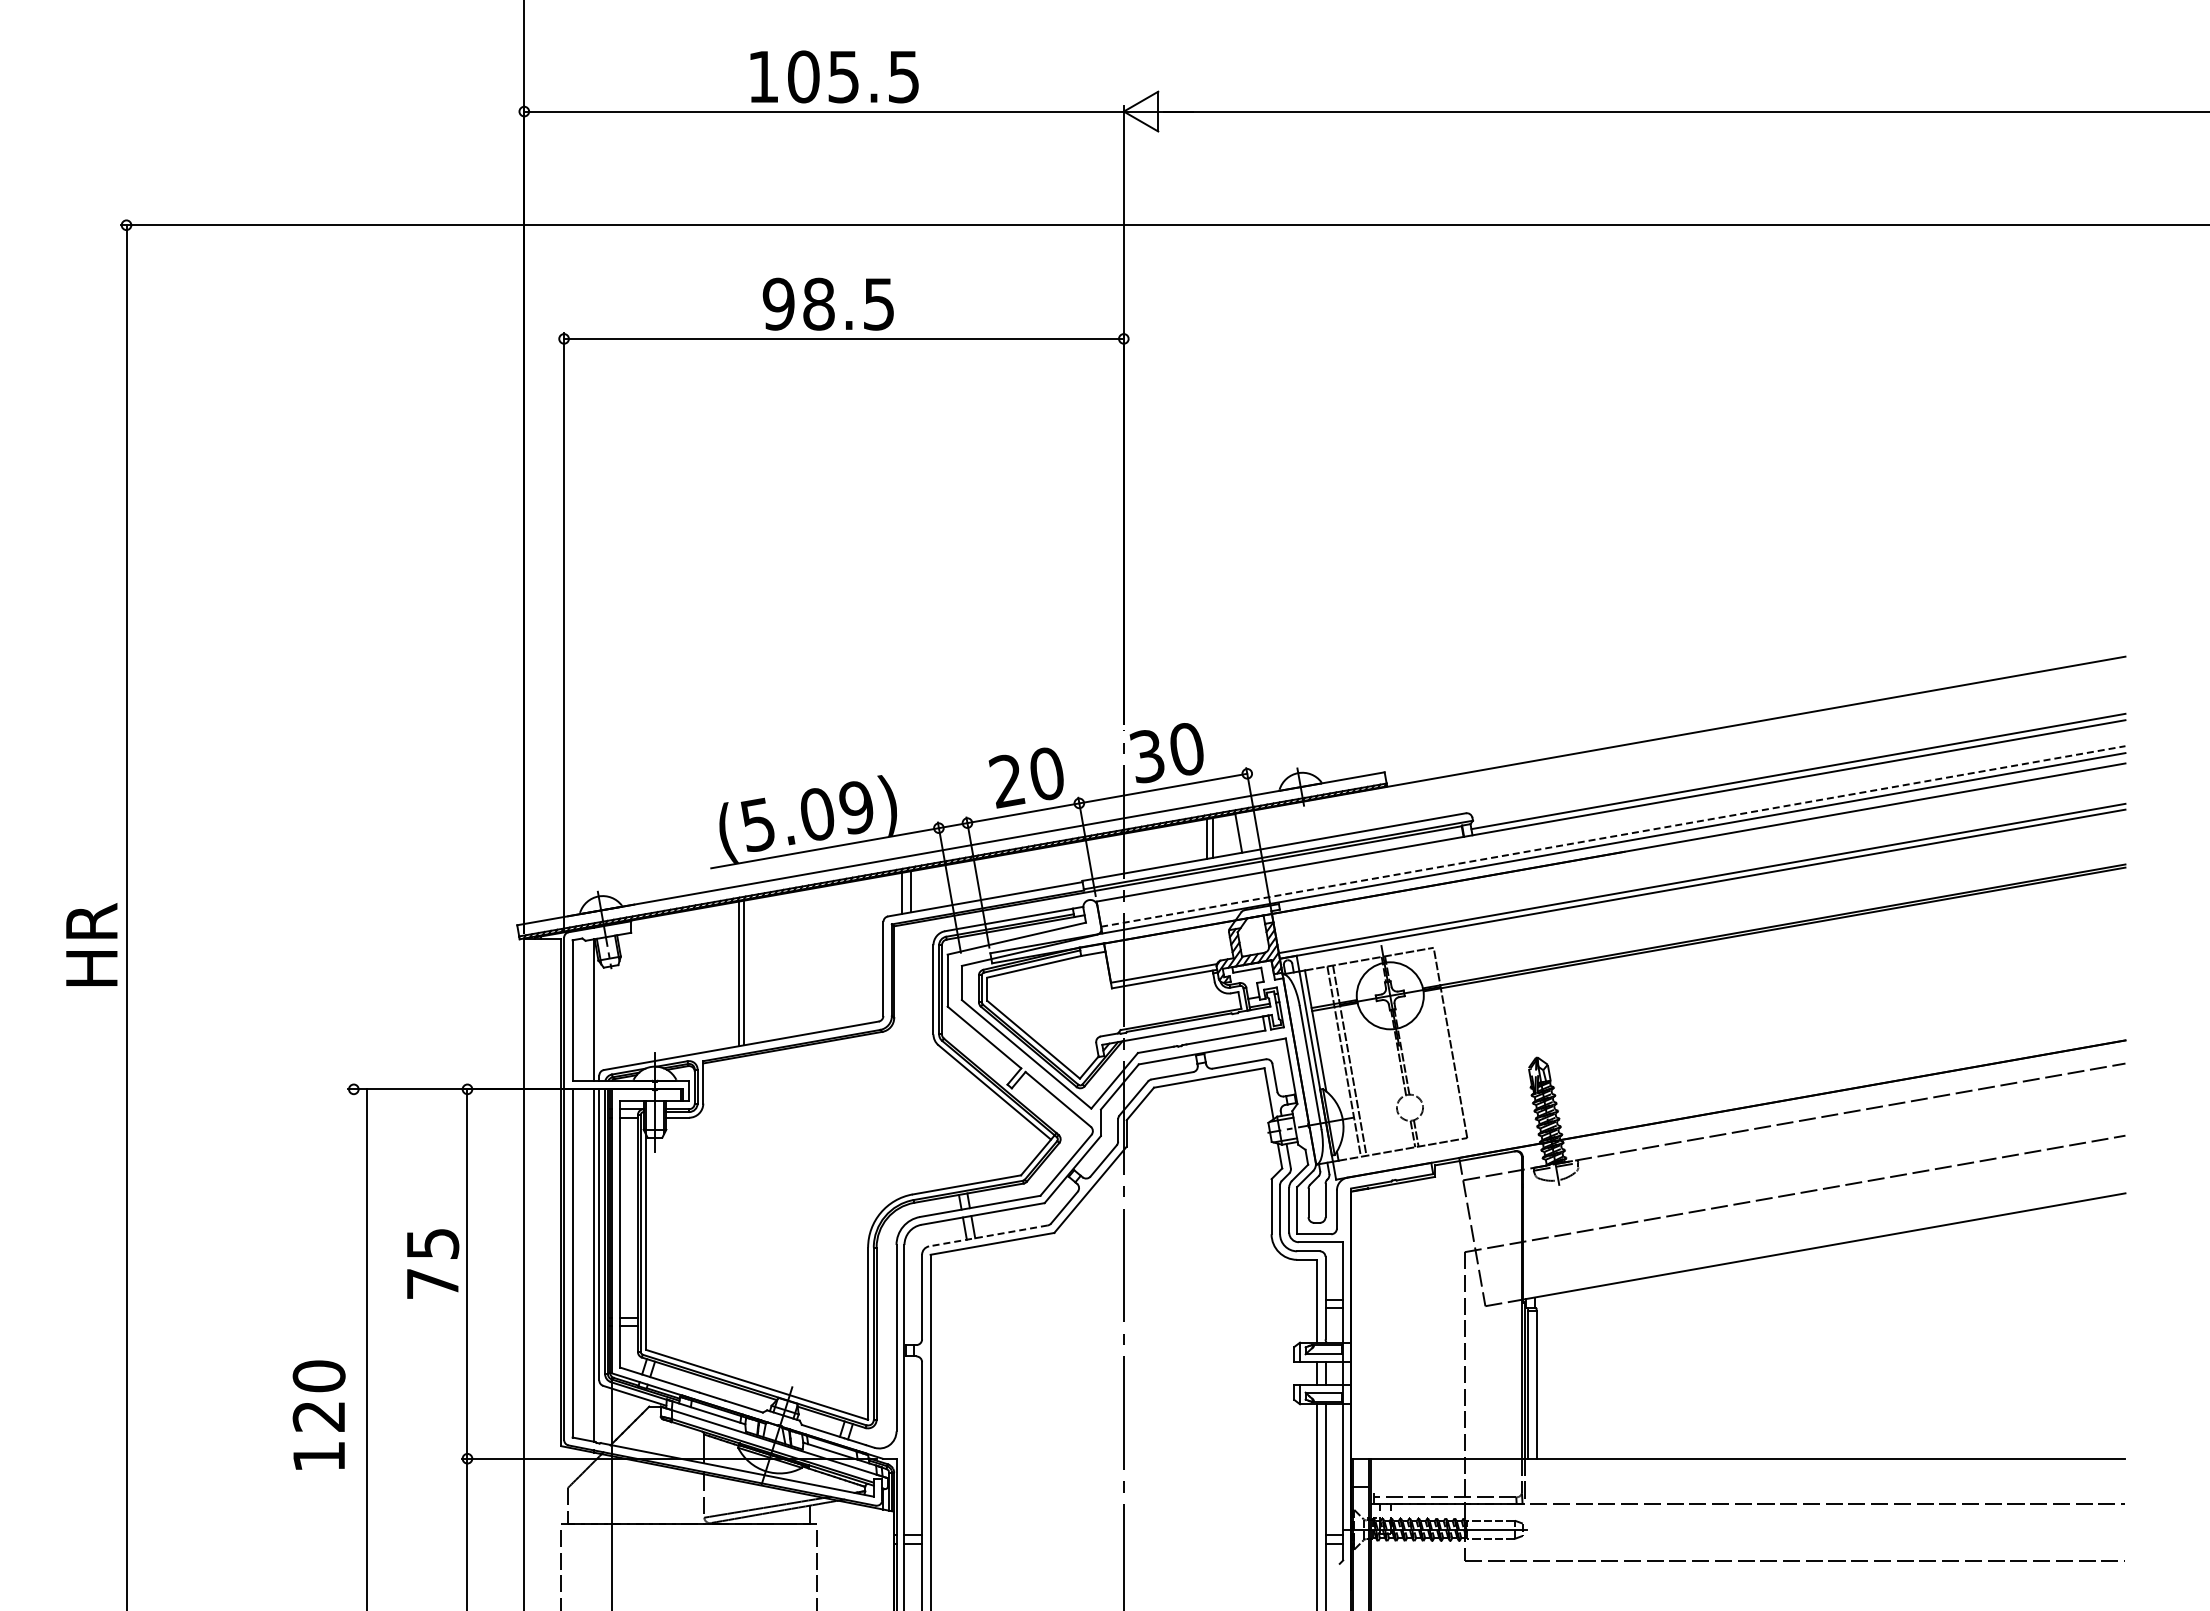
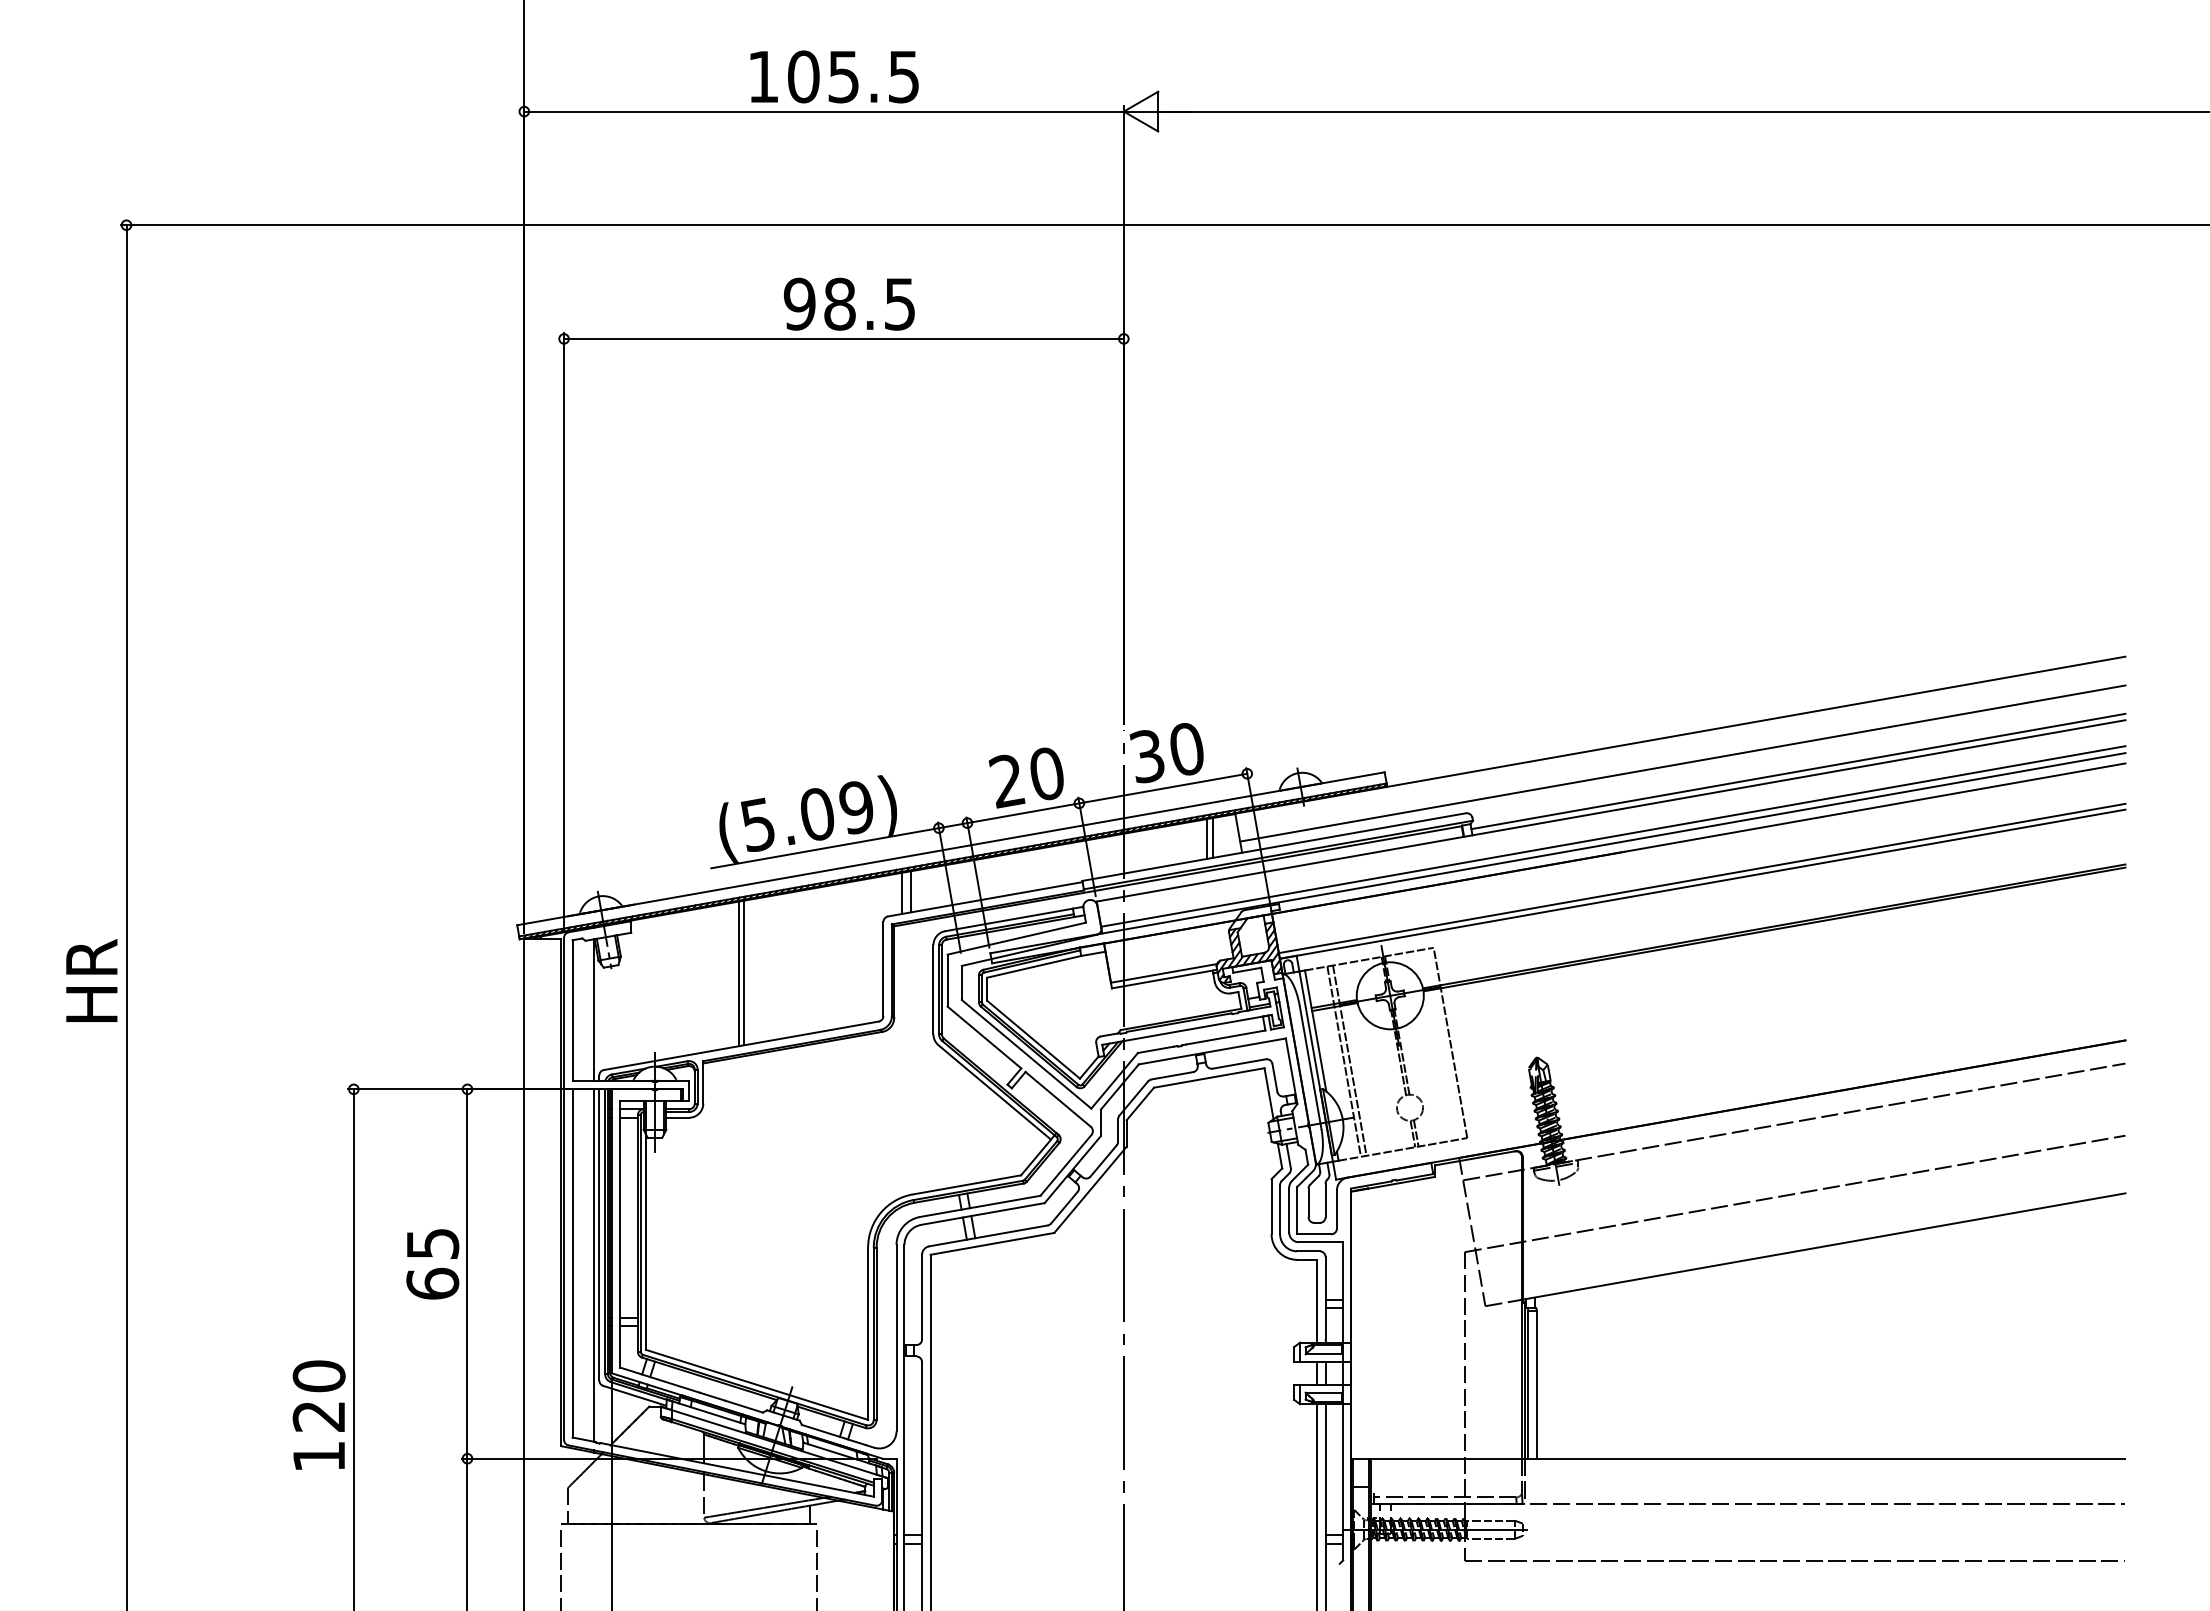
text position: (827, 303) -> (848, 303) (848, 303)
line: none -> present (1682, 763)
line: dashed -> solid (1613, 836)
text position: (91, 944) -> (91, 980) (91, 980)
line: dashed -> solid (987, 1236)
text: 75 -> 65 (432, 1283)
line position: (366, 1348) -> (353, 1348) (353, 1348)
